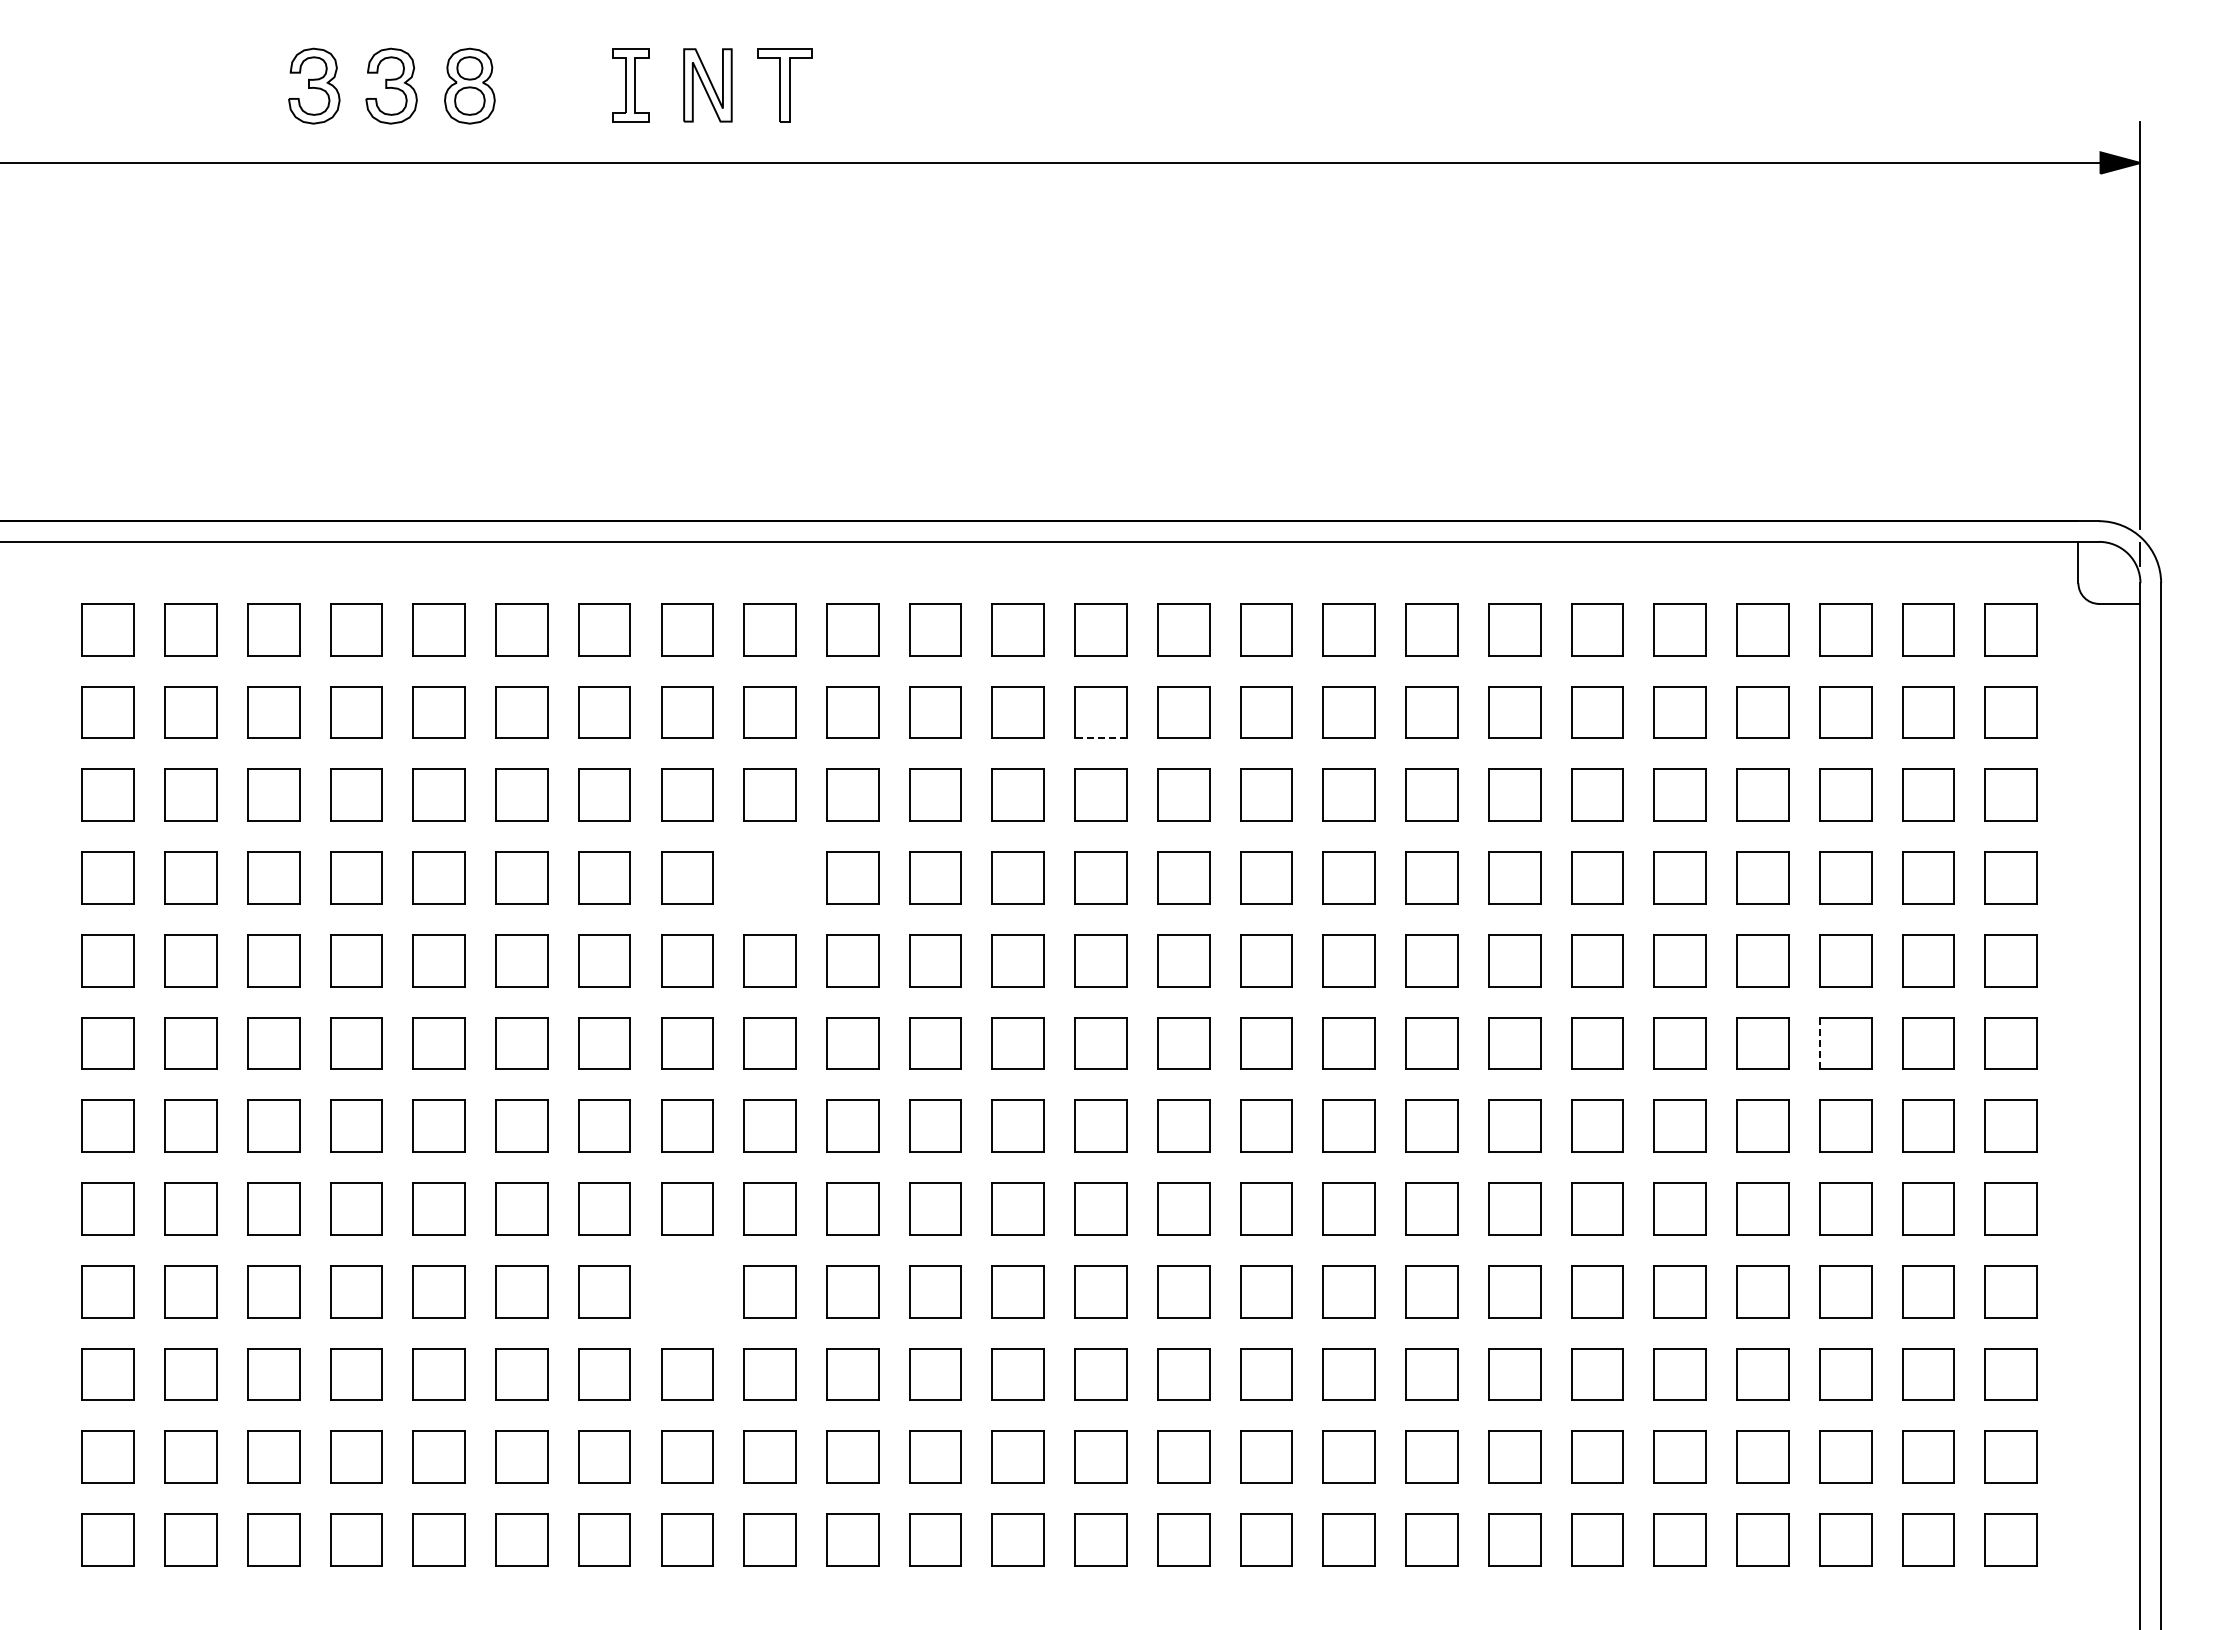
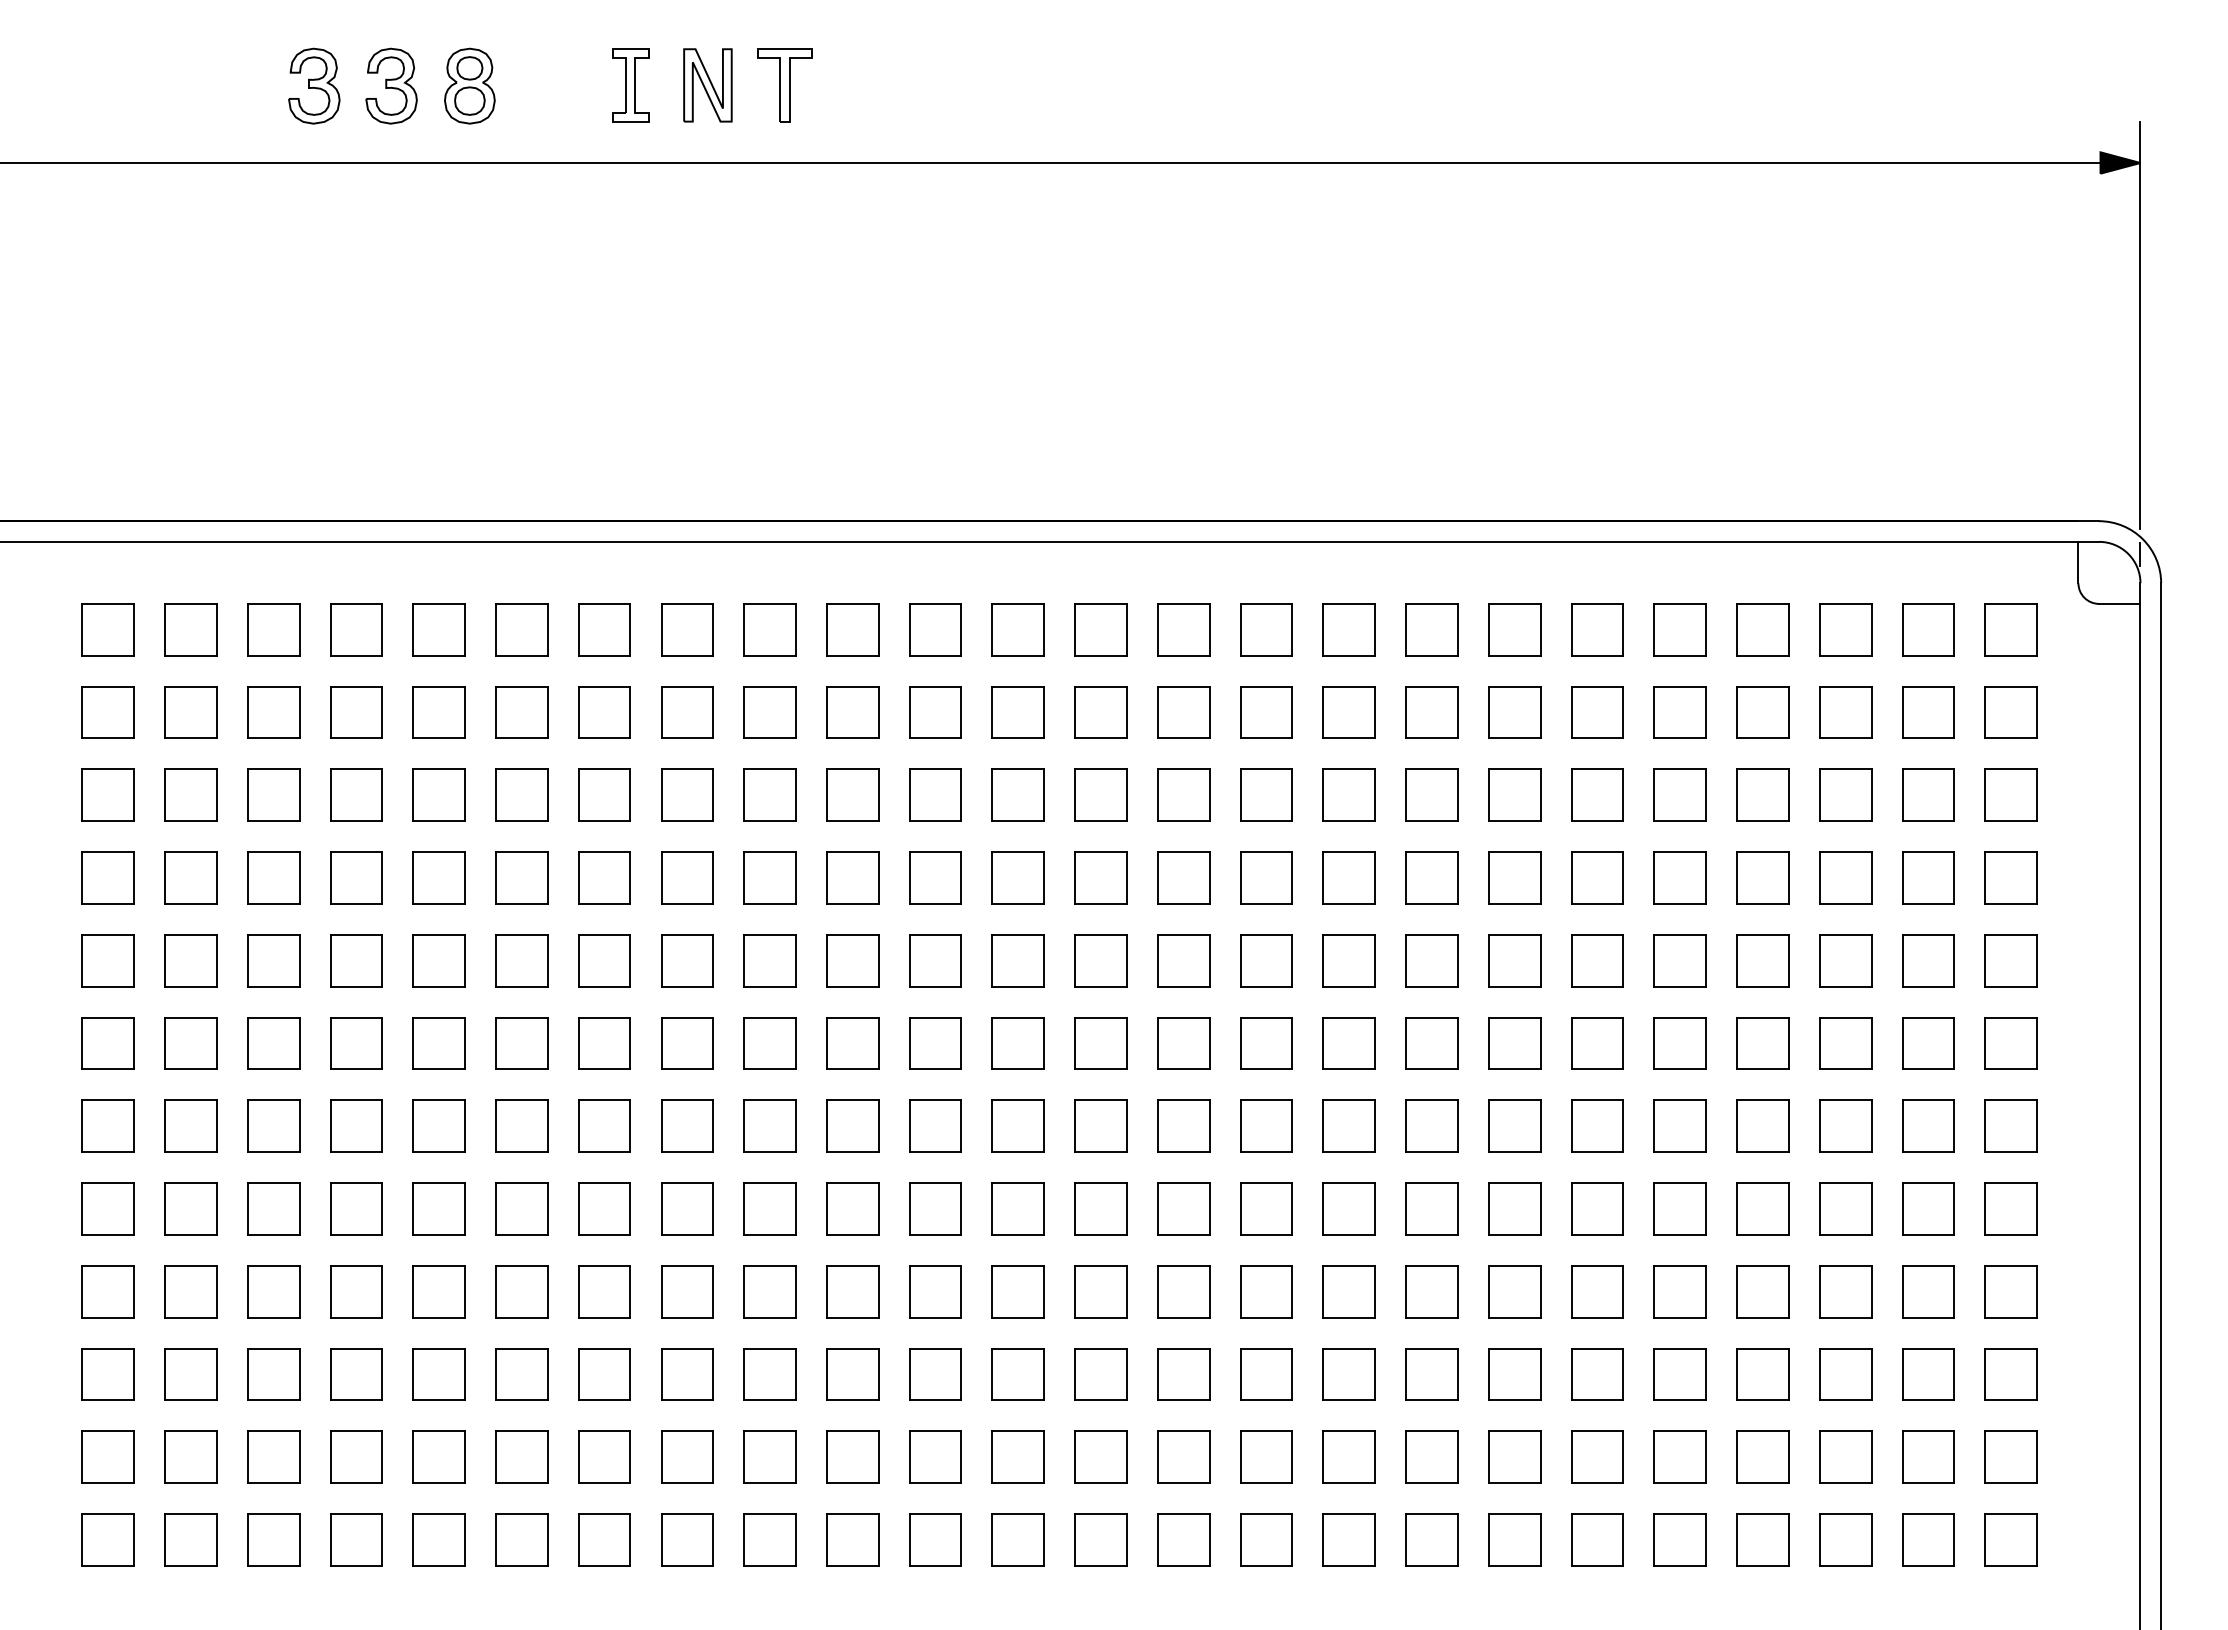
line: dashed -> solid (1101, 738)
part: none -> present (769, 877)
line: dashed -> solid (1819, 1043)
part: none -> present (687, 1291)
